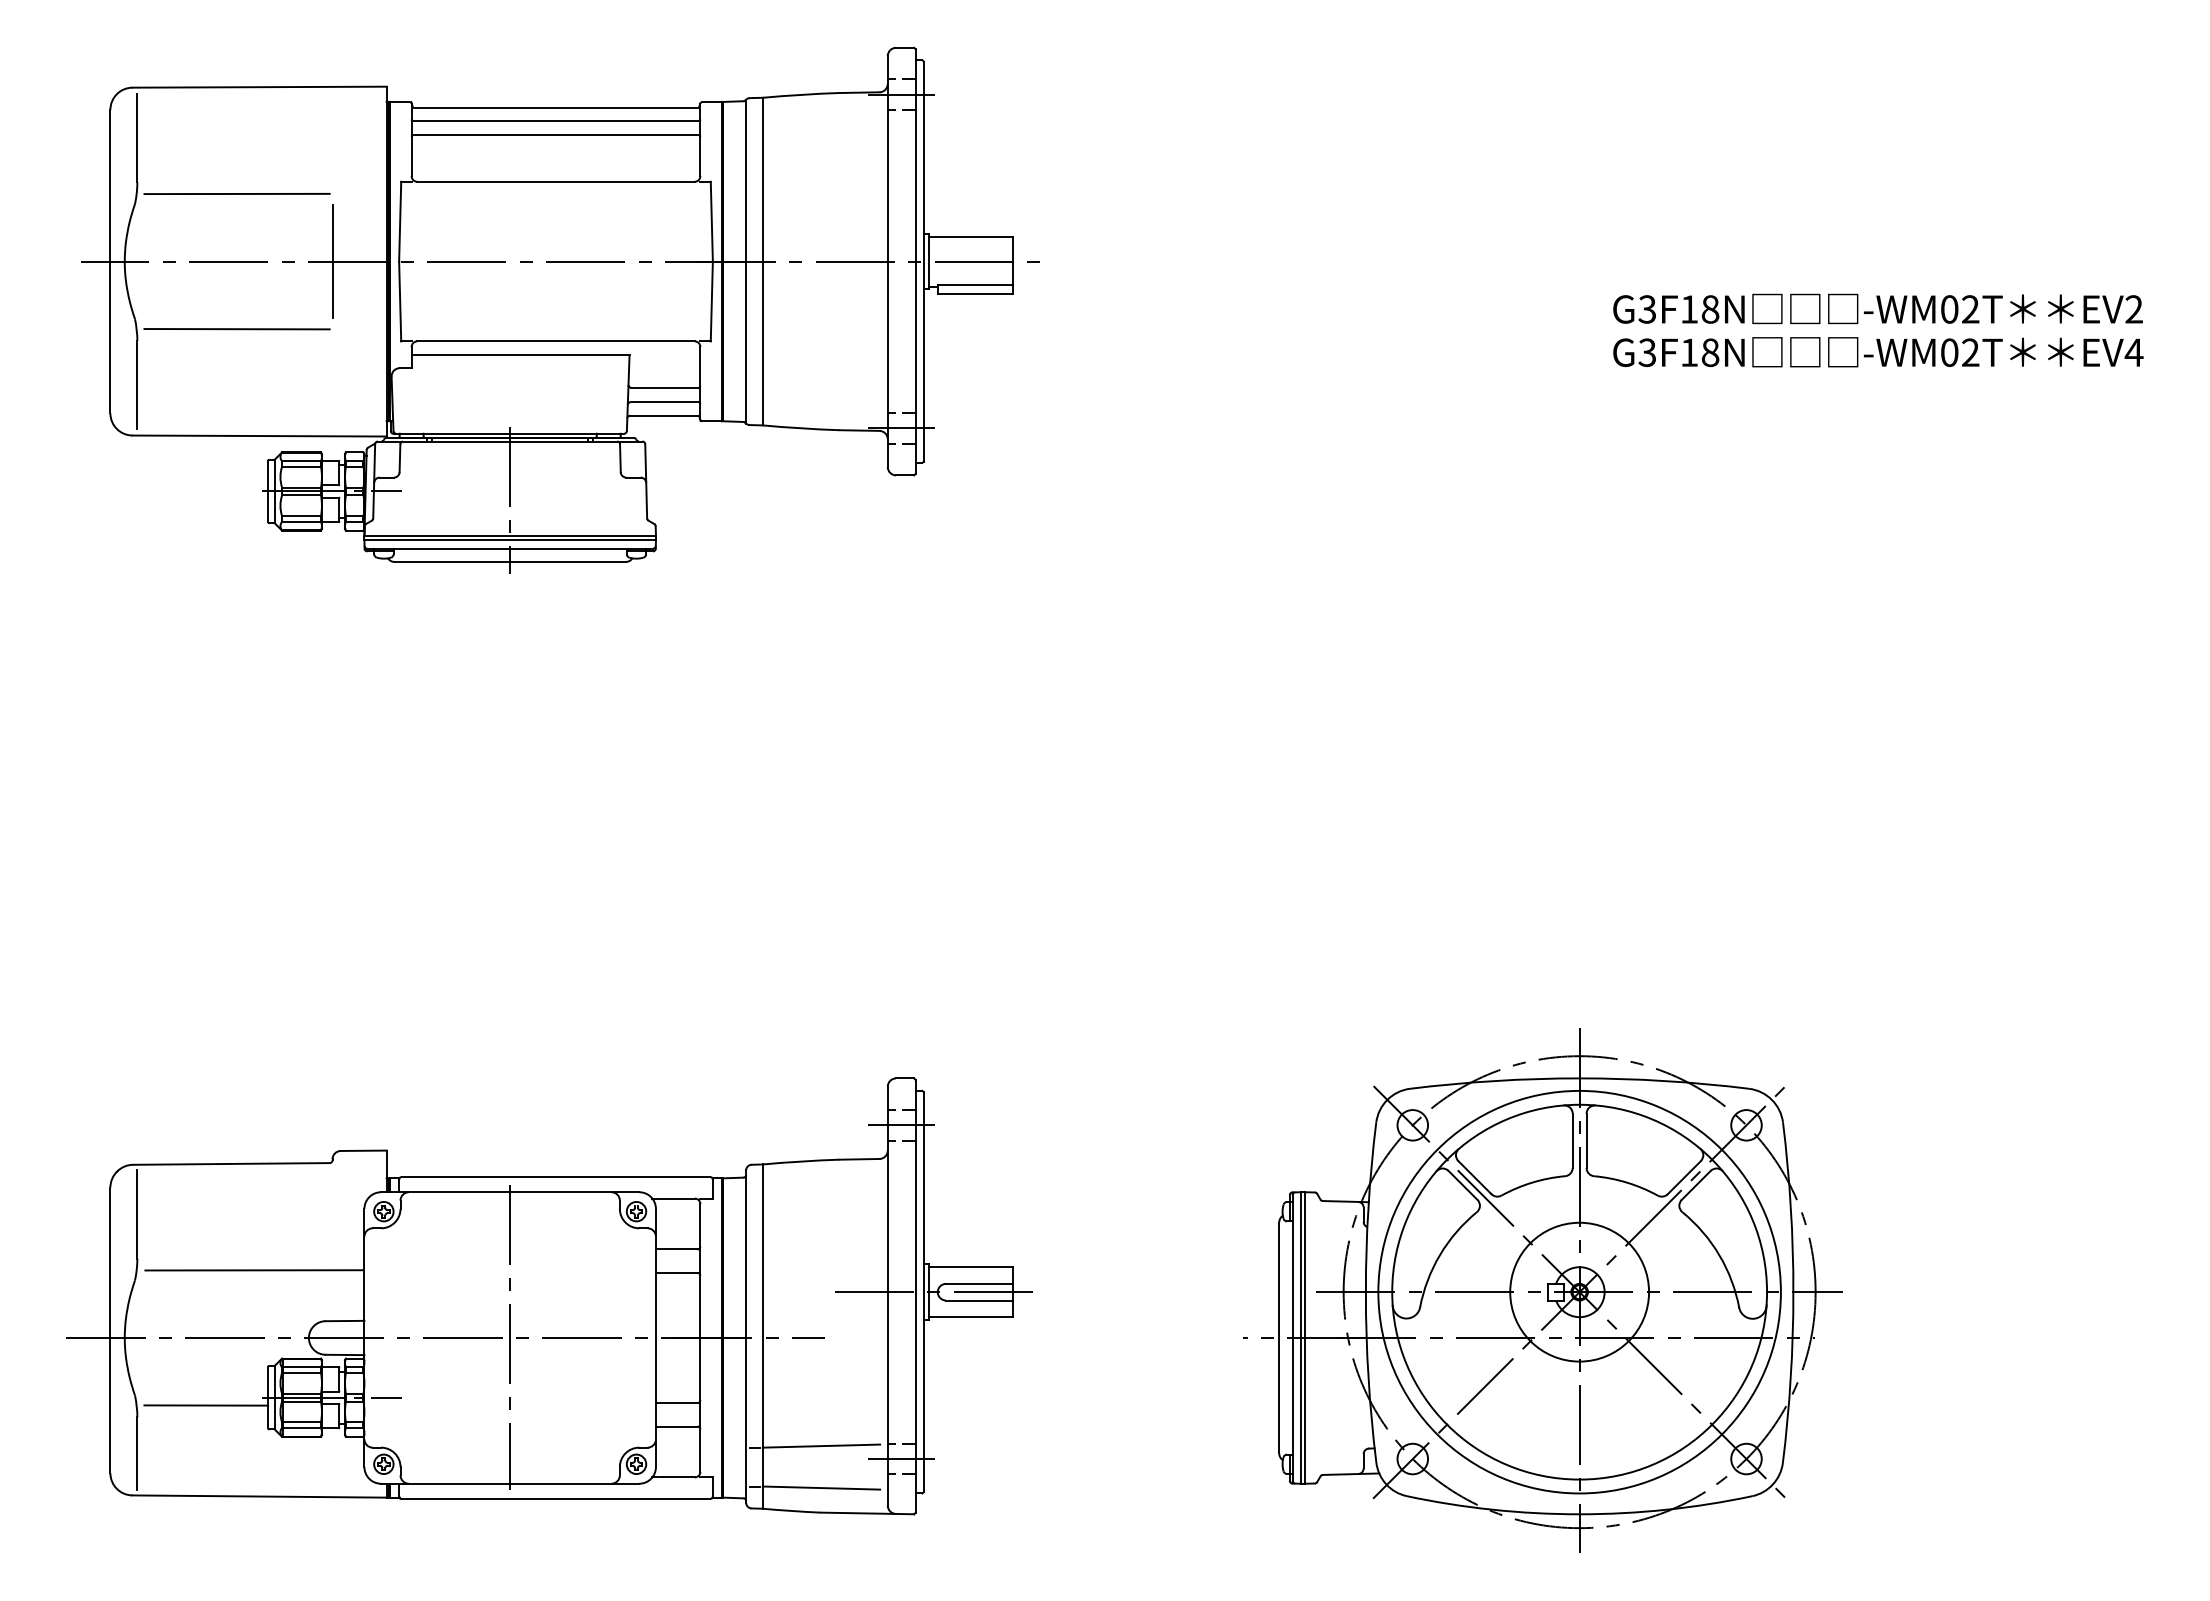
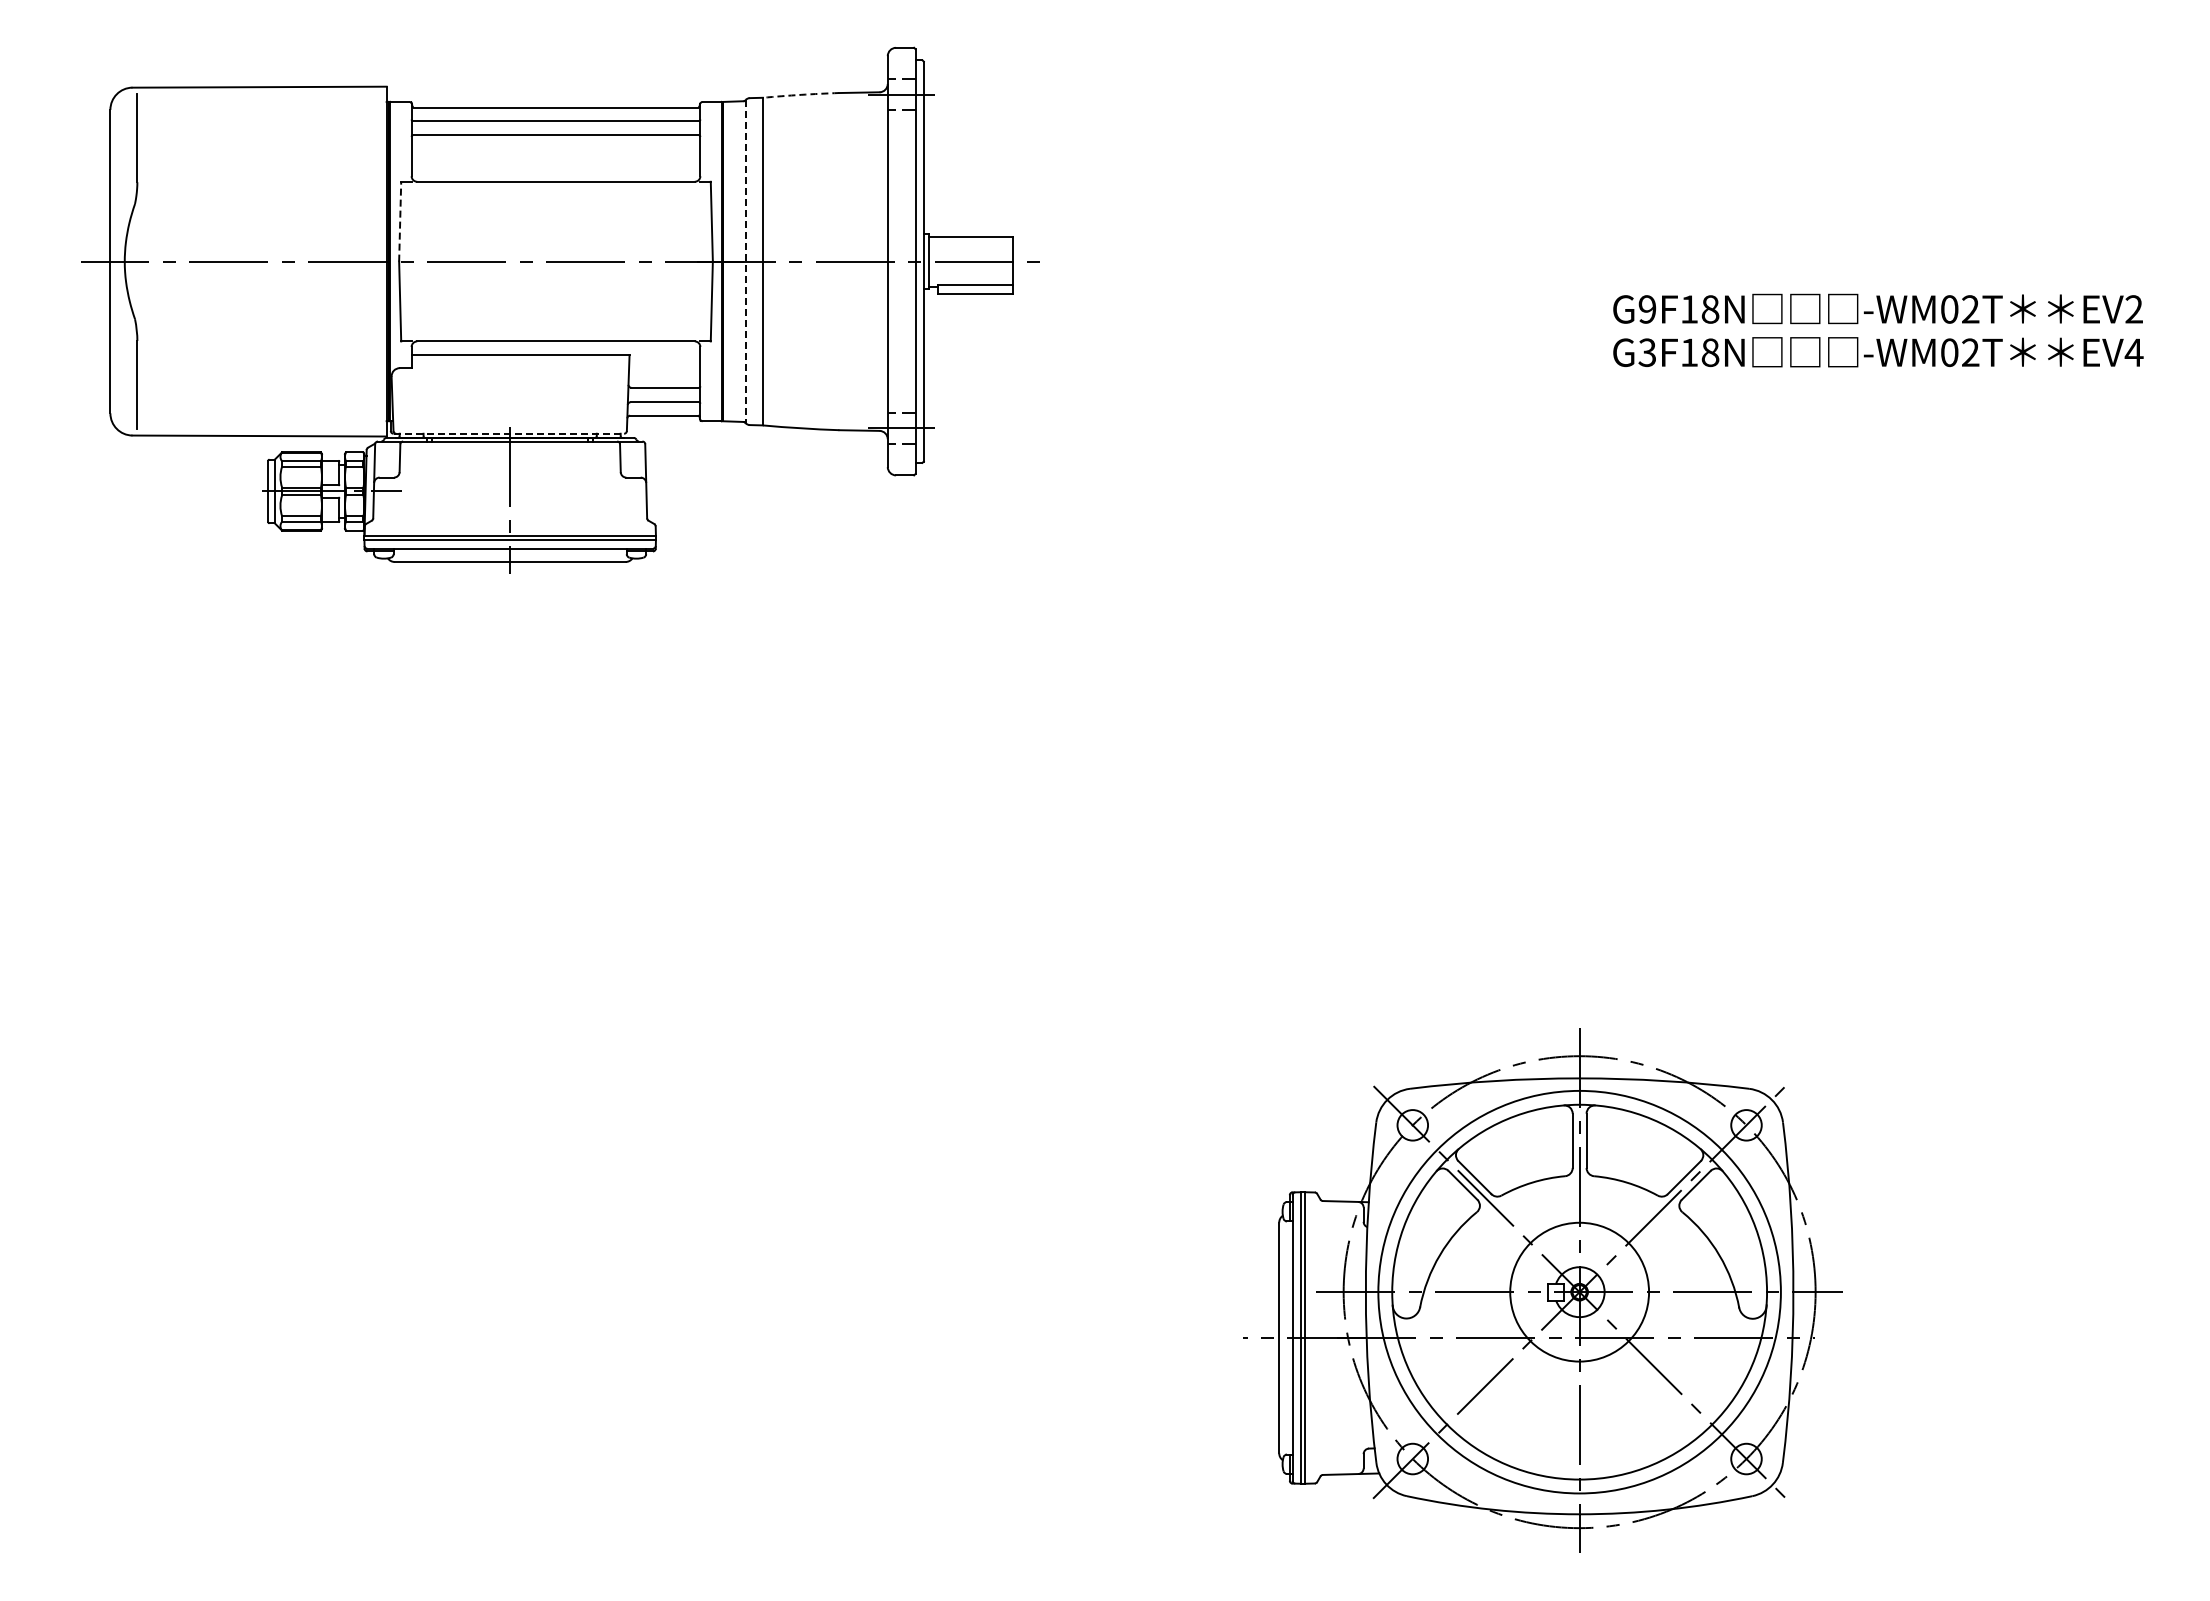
arc: solid -> dashed (801, 94)
line: present -> none (236, 193)
line: solid -> dashed (400, 221)
line: present -> none (332, 261)
line: solid -> dashed (746, 262)
text: G3F18N -> G9F18N (1647, 309)
line: present -> none (236, 329)
line: solid -> dashed (509, 433)
part: present -> none (549, 1296)
